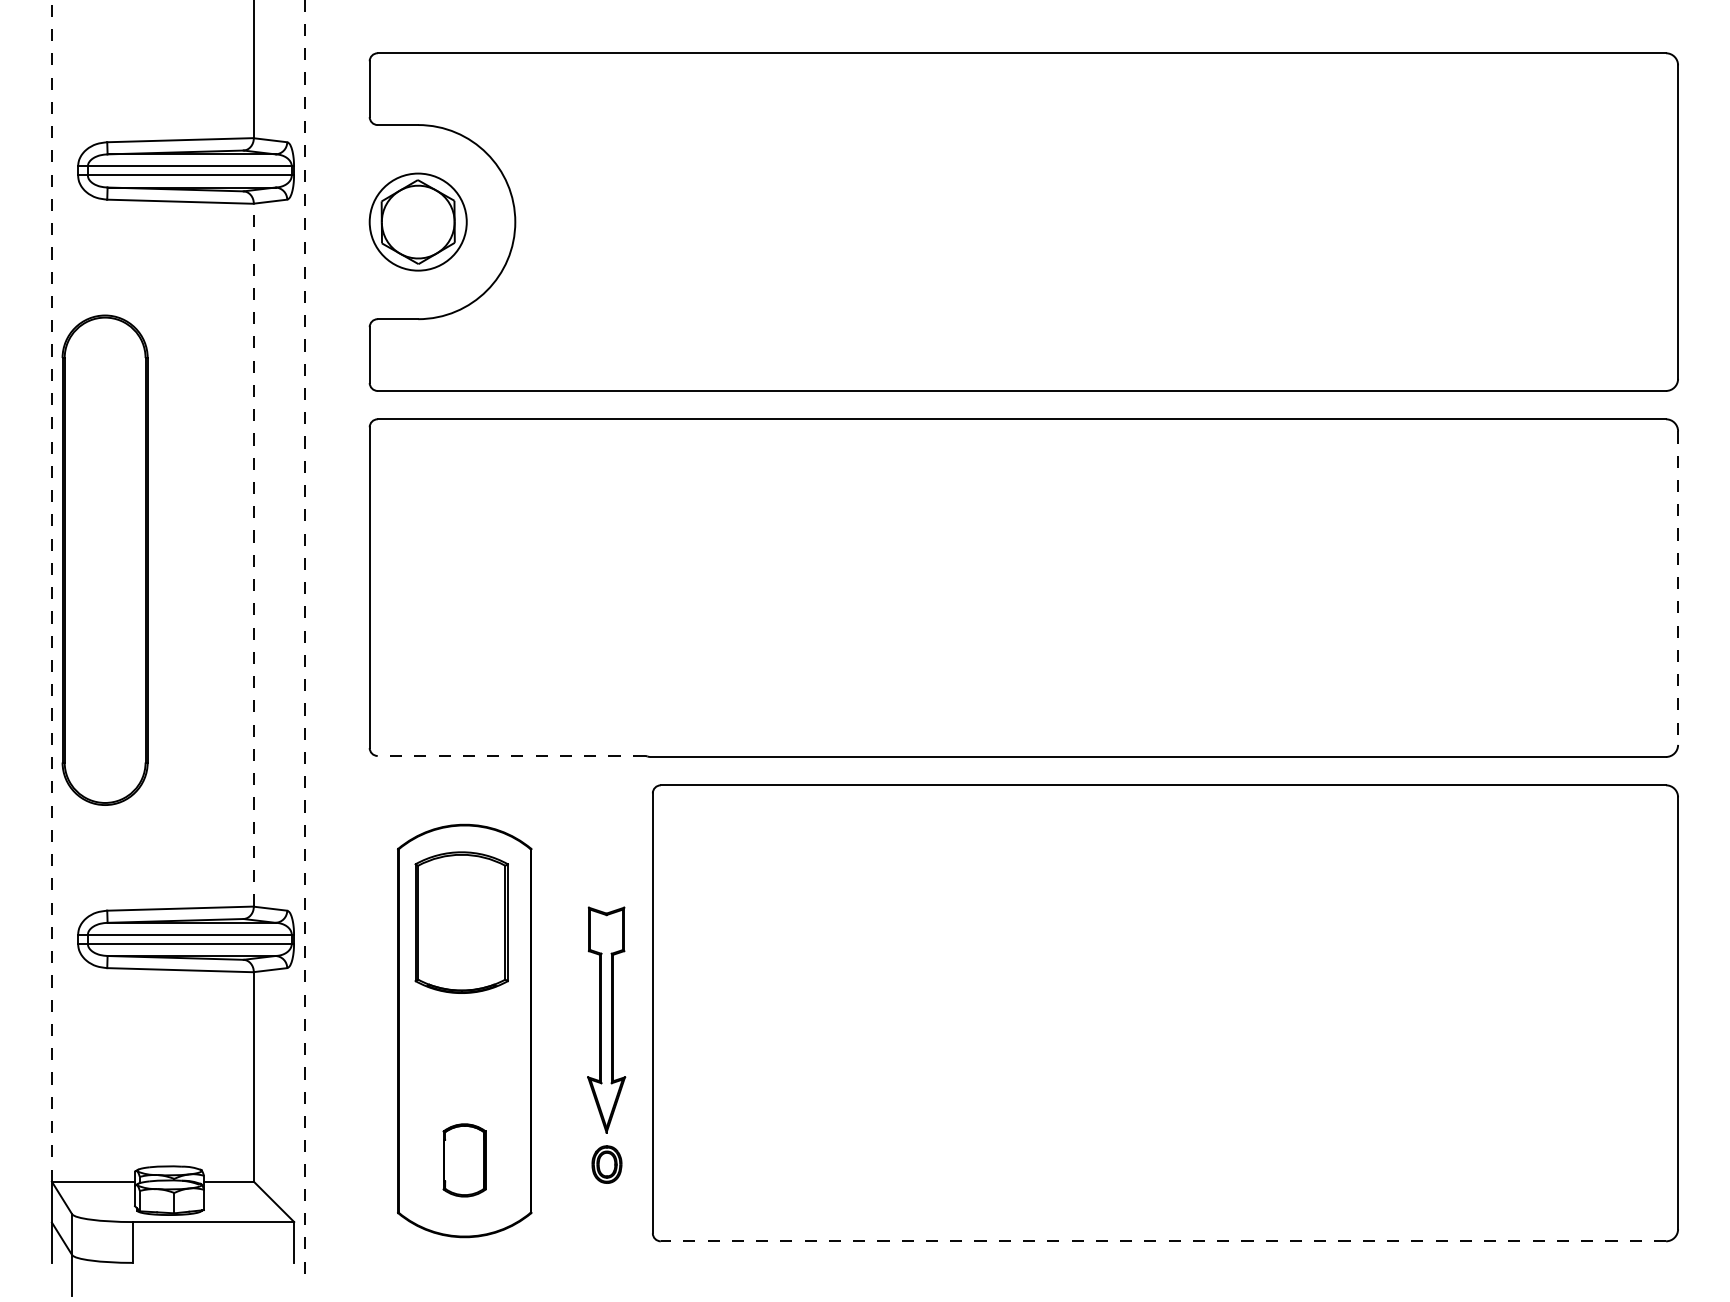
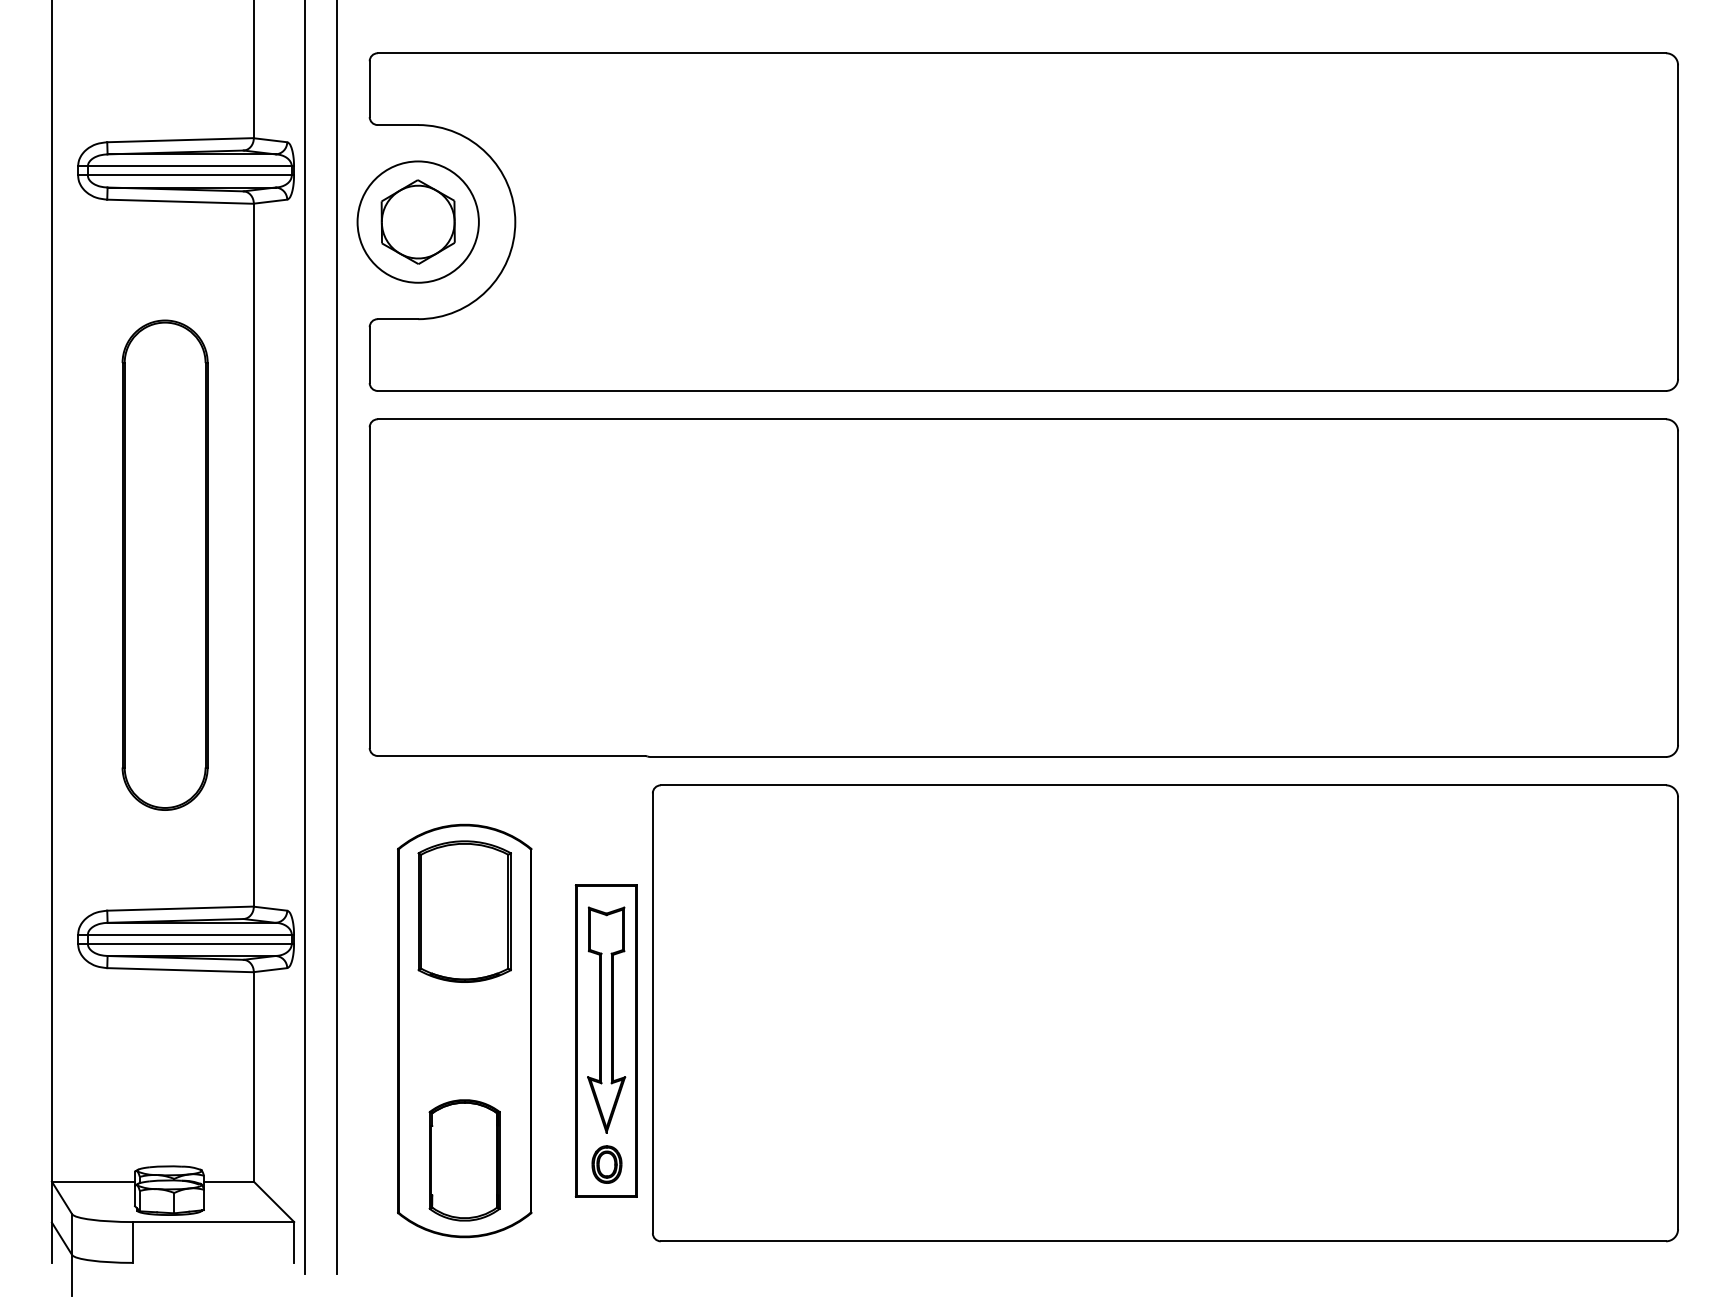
circle diameter: 97 px -> 121 px (417, 221)
line: dashed -> solid (253, 554)
part position: (104, 559) -> (164, 564) (164, 564)
line: dashed -> solid (1678, 588)
line: dashed -> solid (51, 590)
line: dashed -> solid (305, 636)
line: none -> present (337, 637)
line: dashed -> solid (511, 755)
part position: (461, 922) -> (464, 911) (464, 911)
part: none -> present (605, 1040)
part size: 45x75 px -> 73x123 px (464, 1160)
line: dashed -> solid (1163, 1241)
